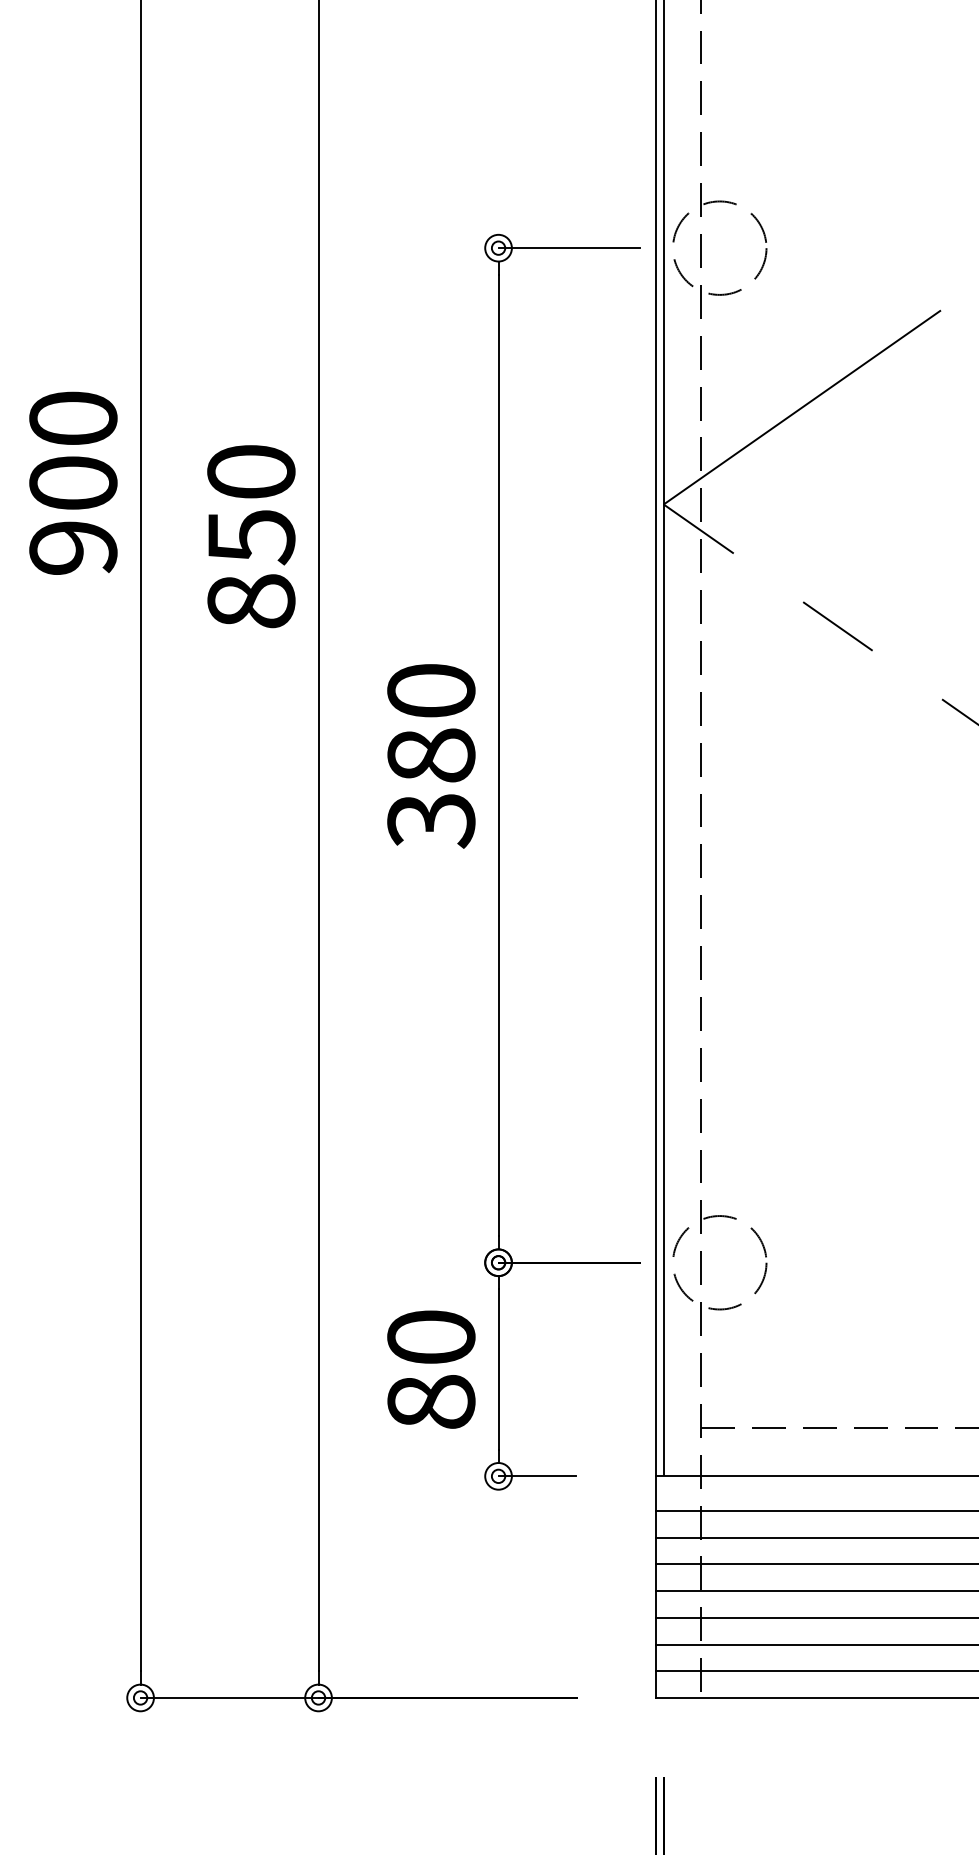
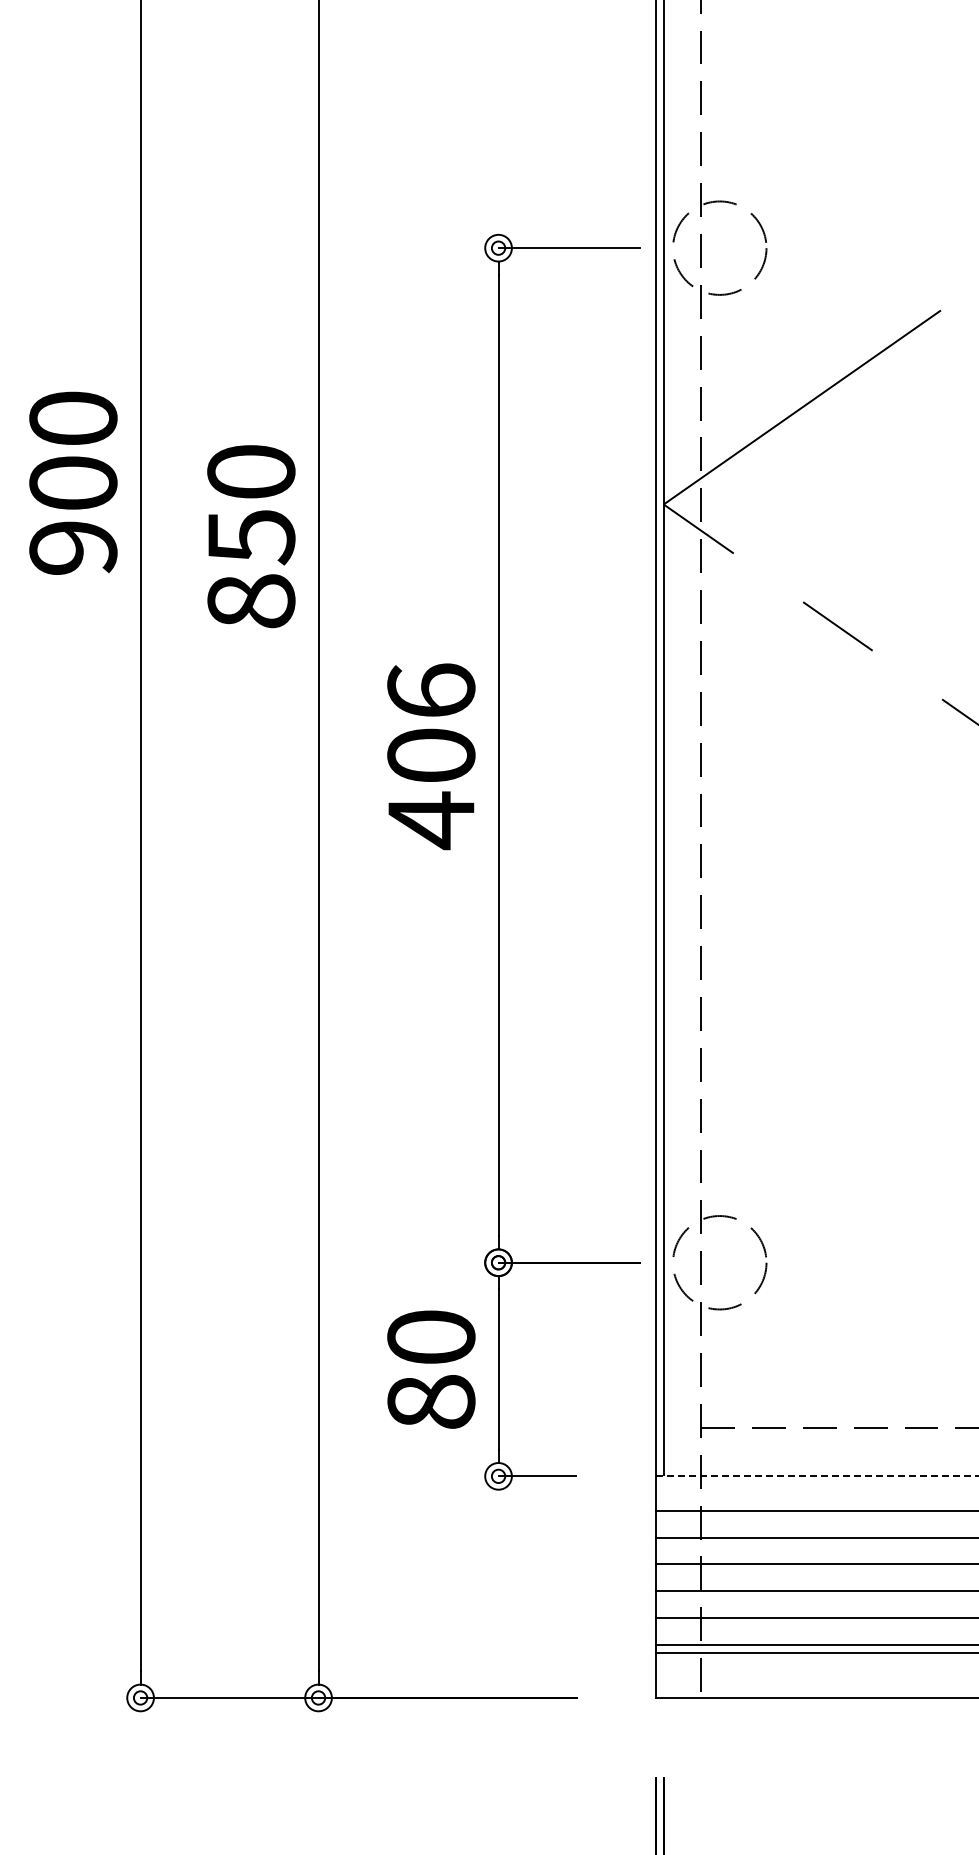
text: 380 -> 406 (431, 756)
line: solid -> dashed (817, 1476)
line position: (815, 1671) -> (815, 1653) (815, 1653)
